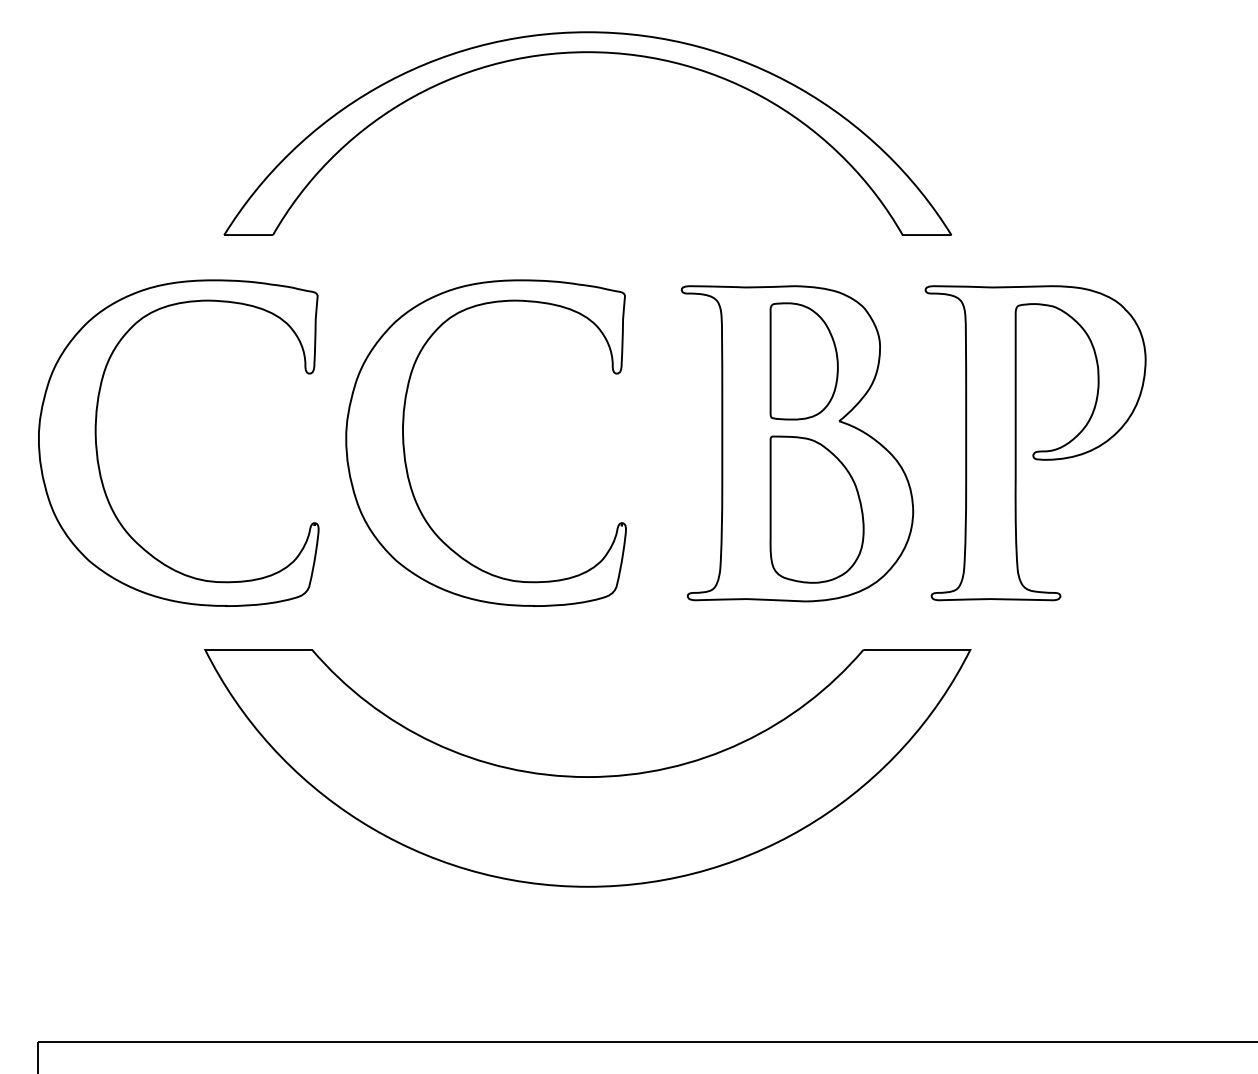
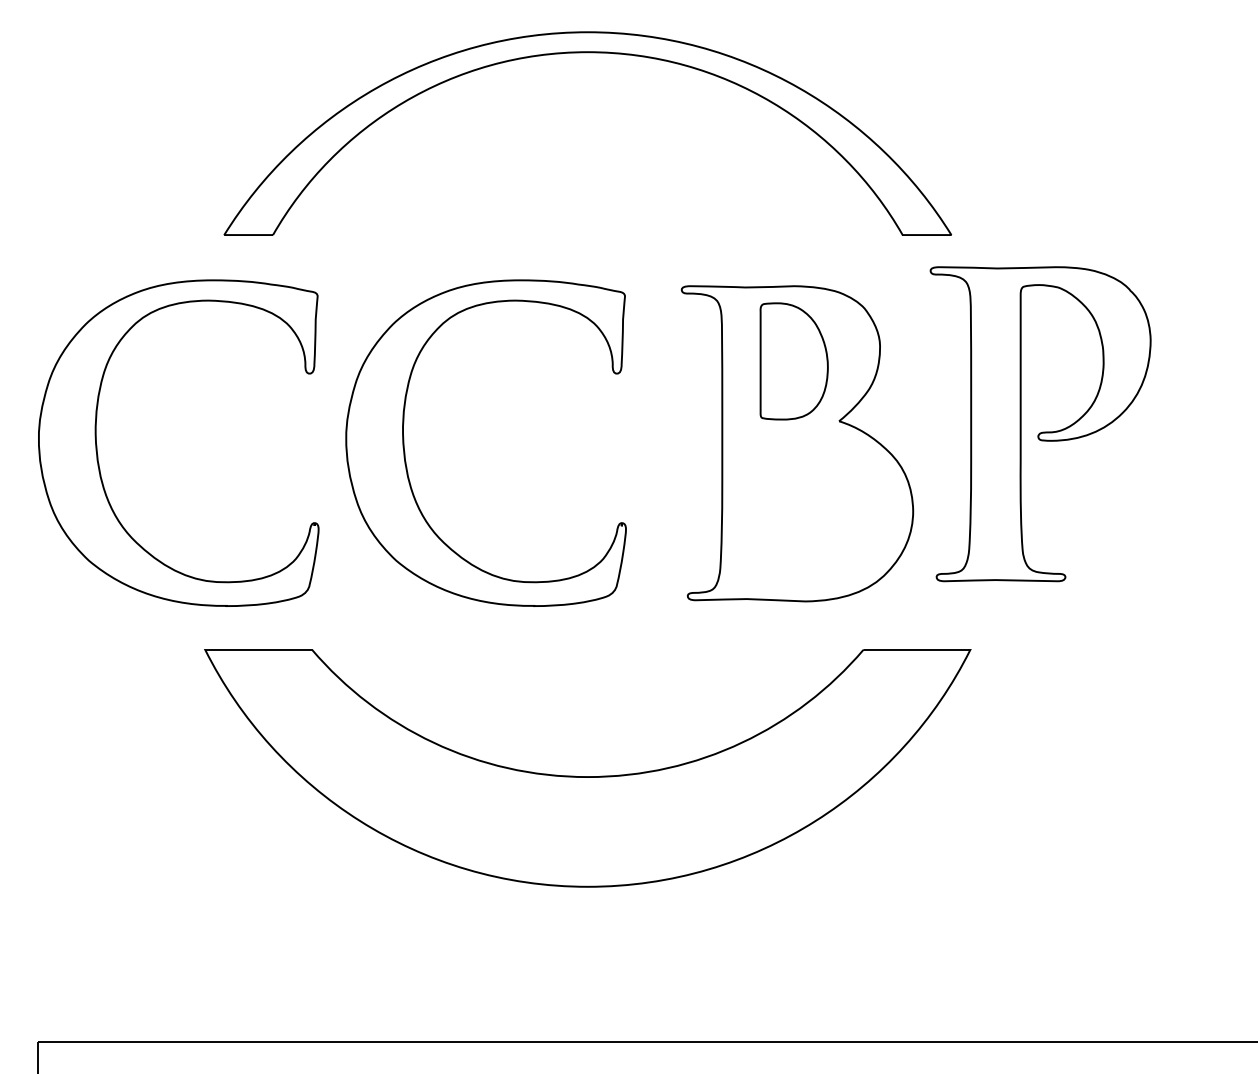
part position: (803, 361) -> (793, 361) (793, 361)
part position: (1037, 450) -> (1042, 431) (1042, 431)
part: present -> none (816, 509)
